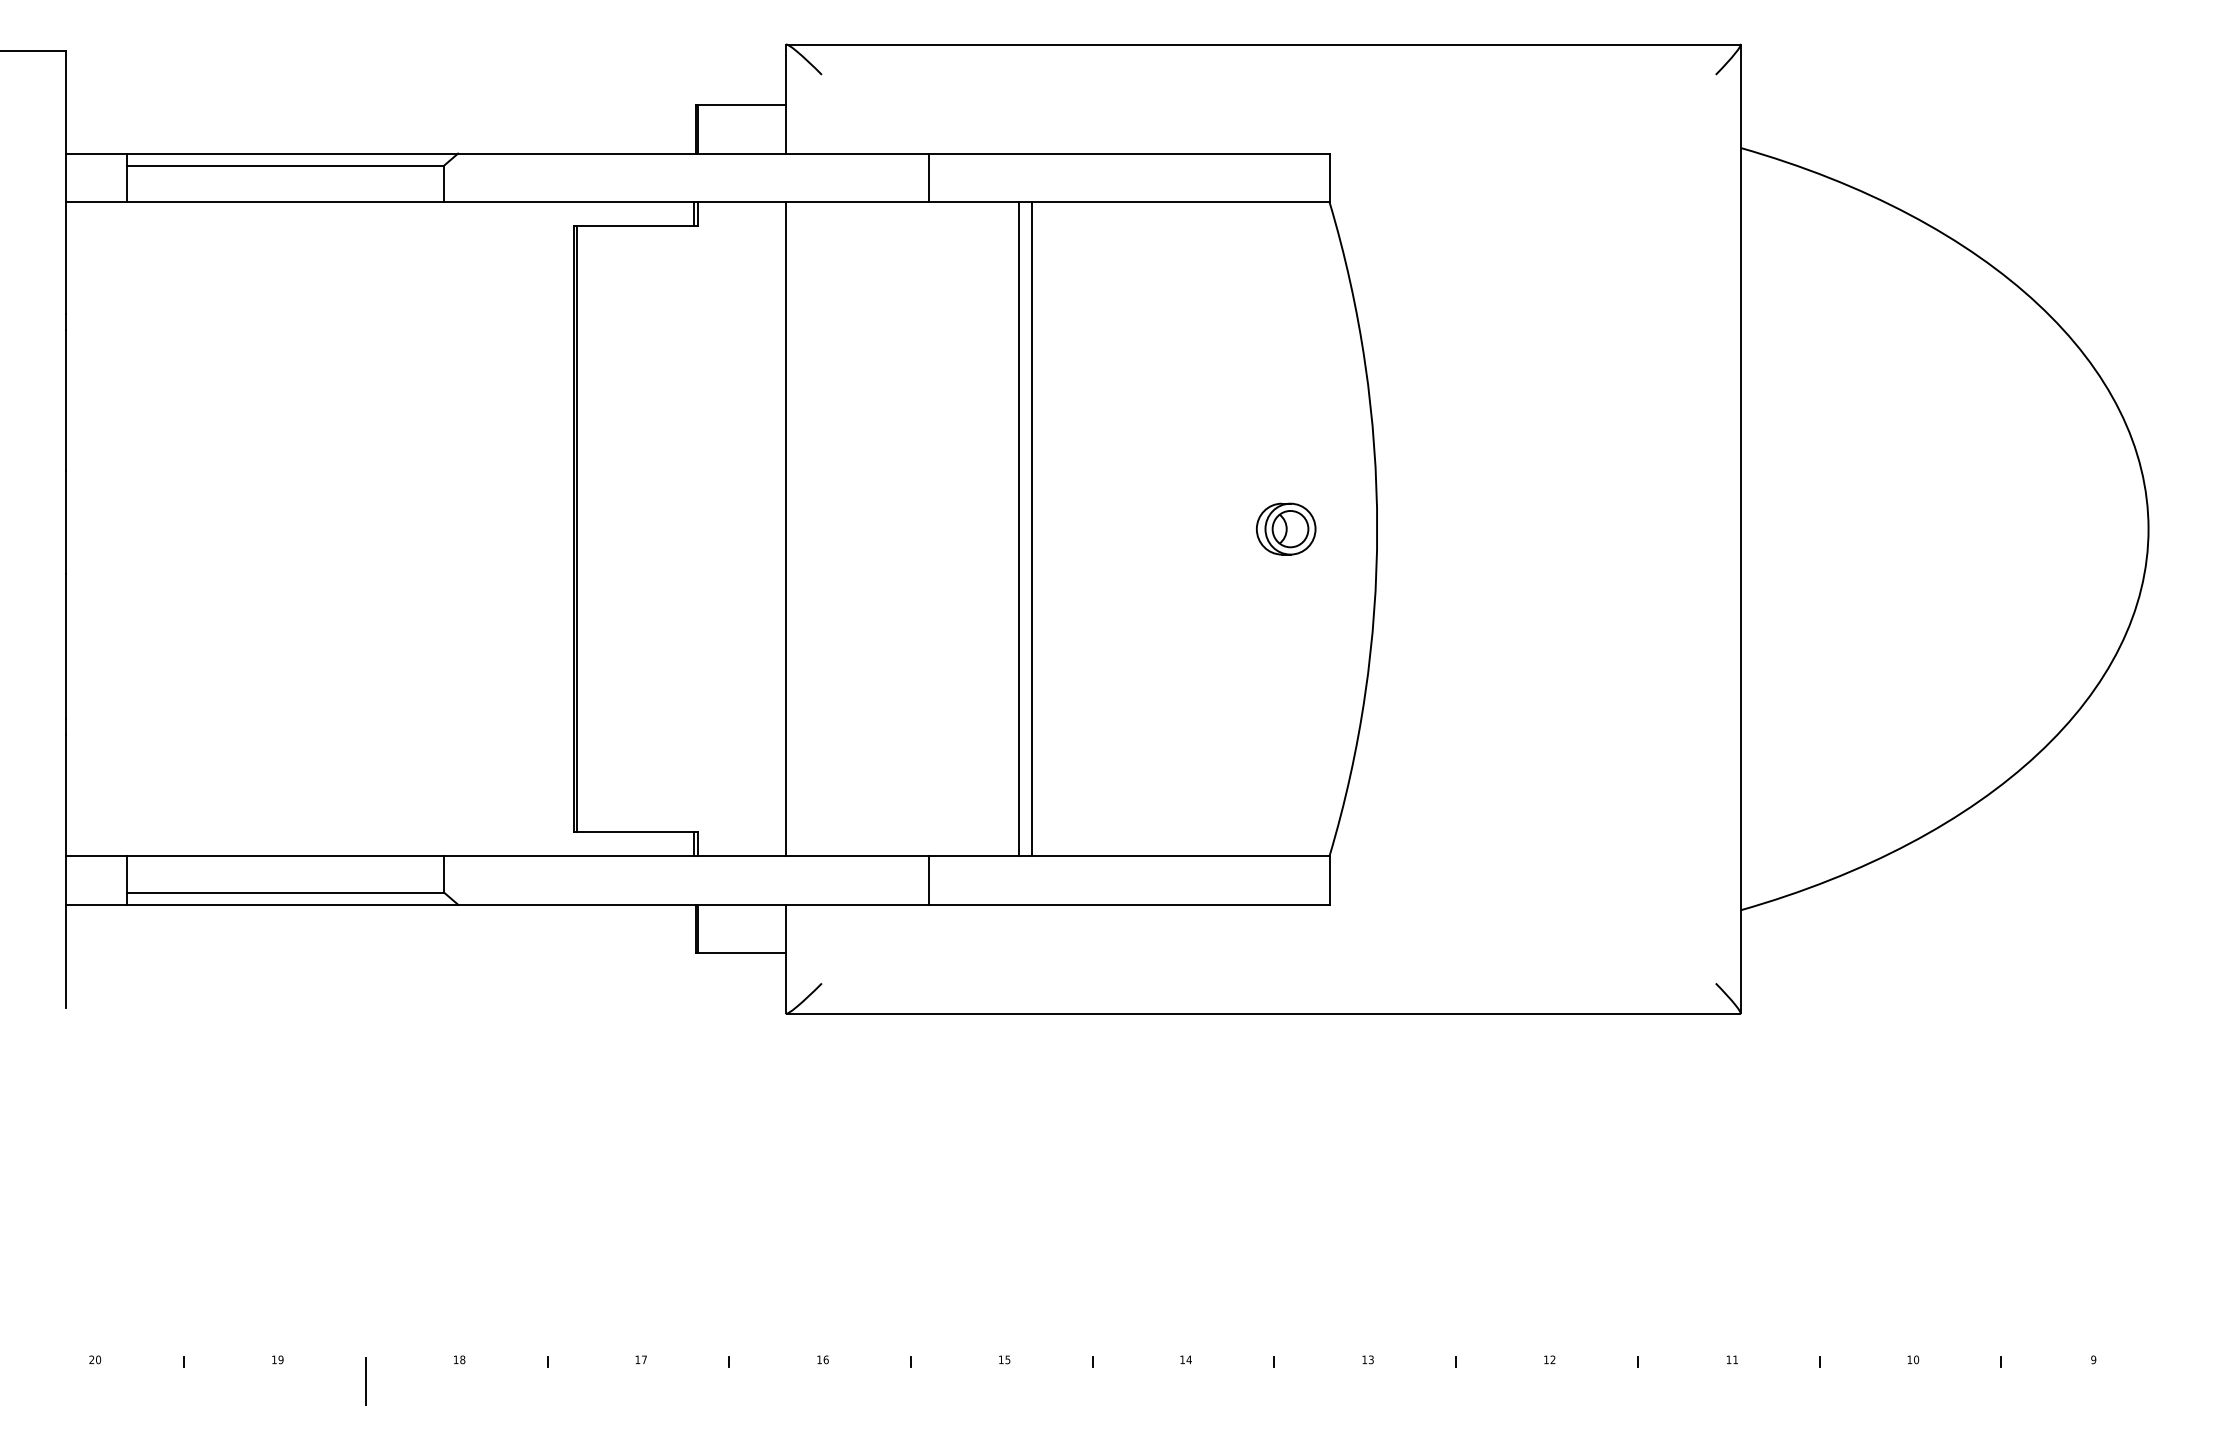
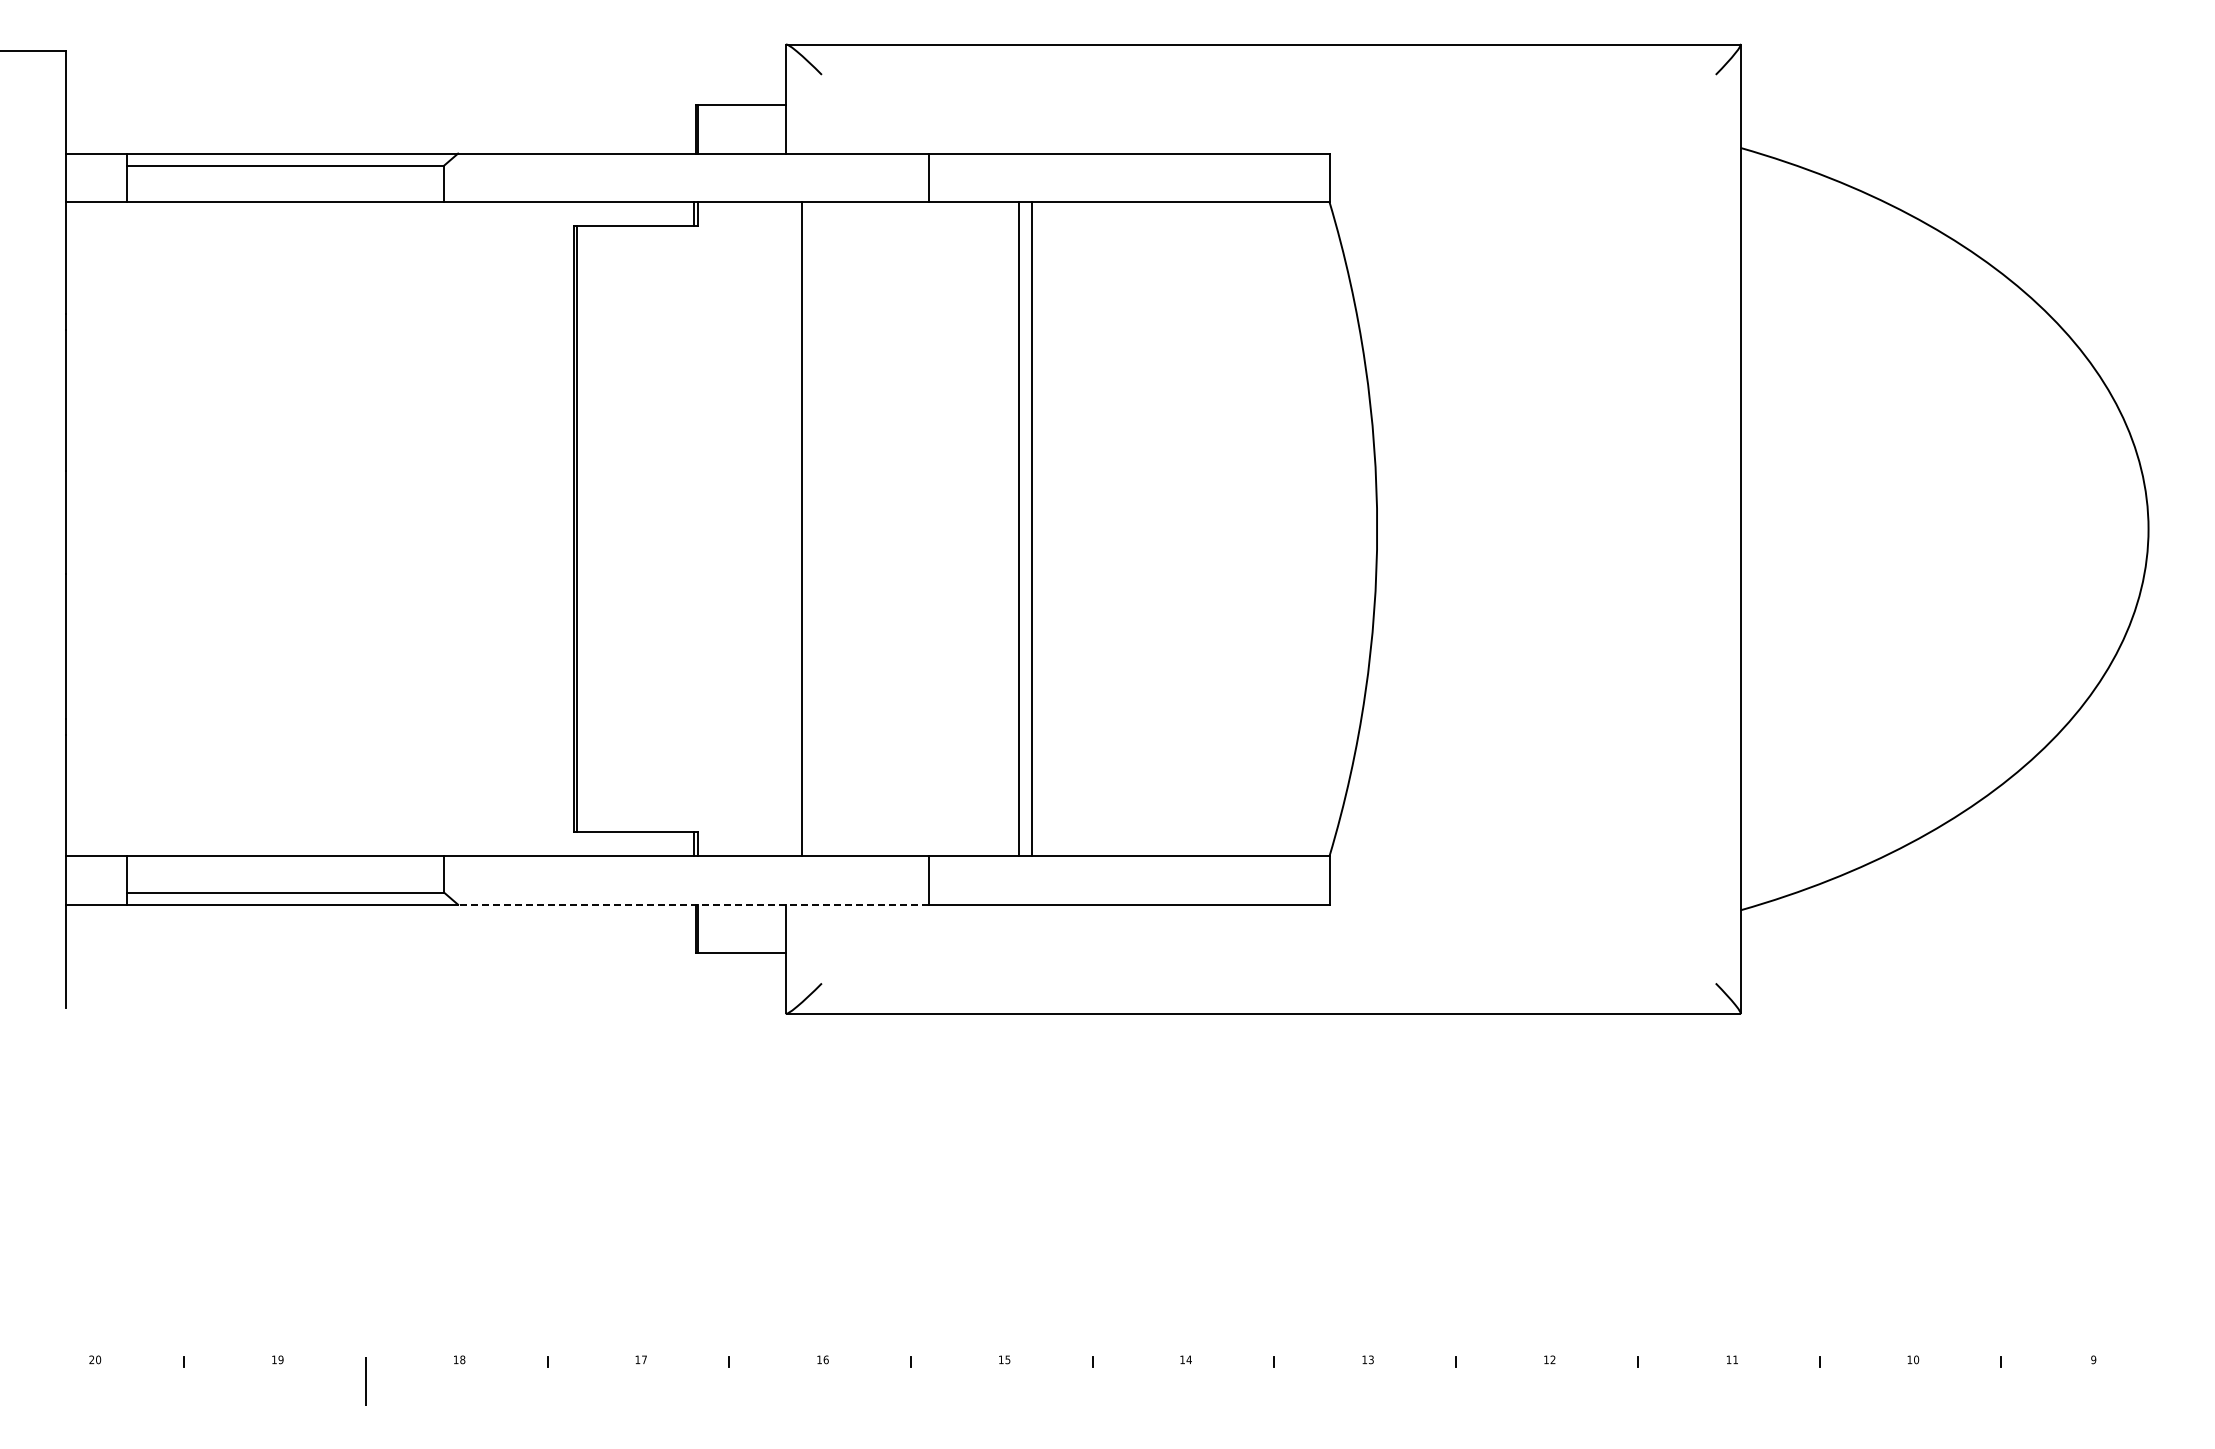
part: present -> none (1286, 528)
line position: (786, 529) -> (802, 529) (802, 529)
line: solid -> dashed (692, 904)
